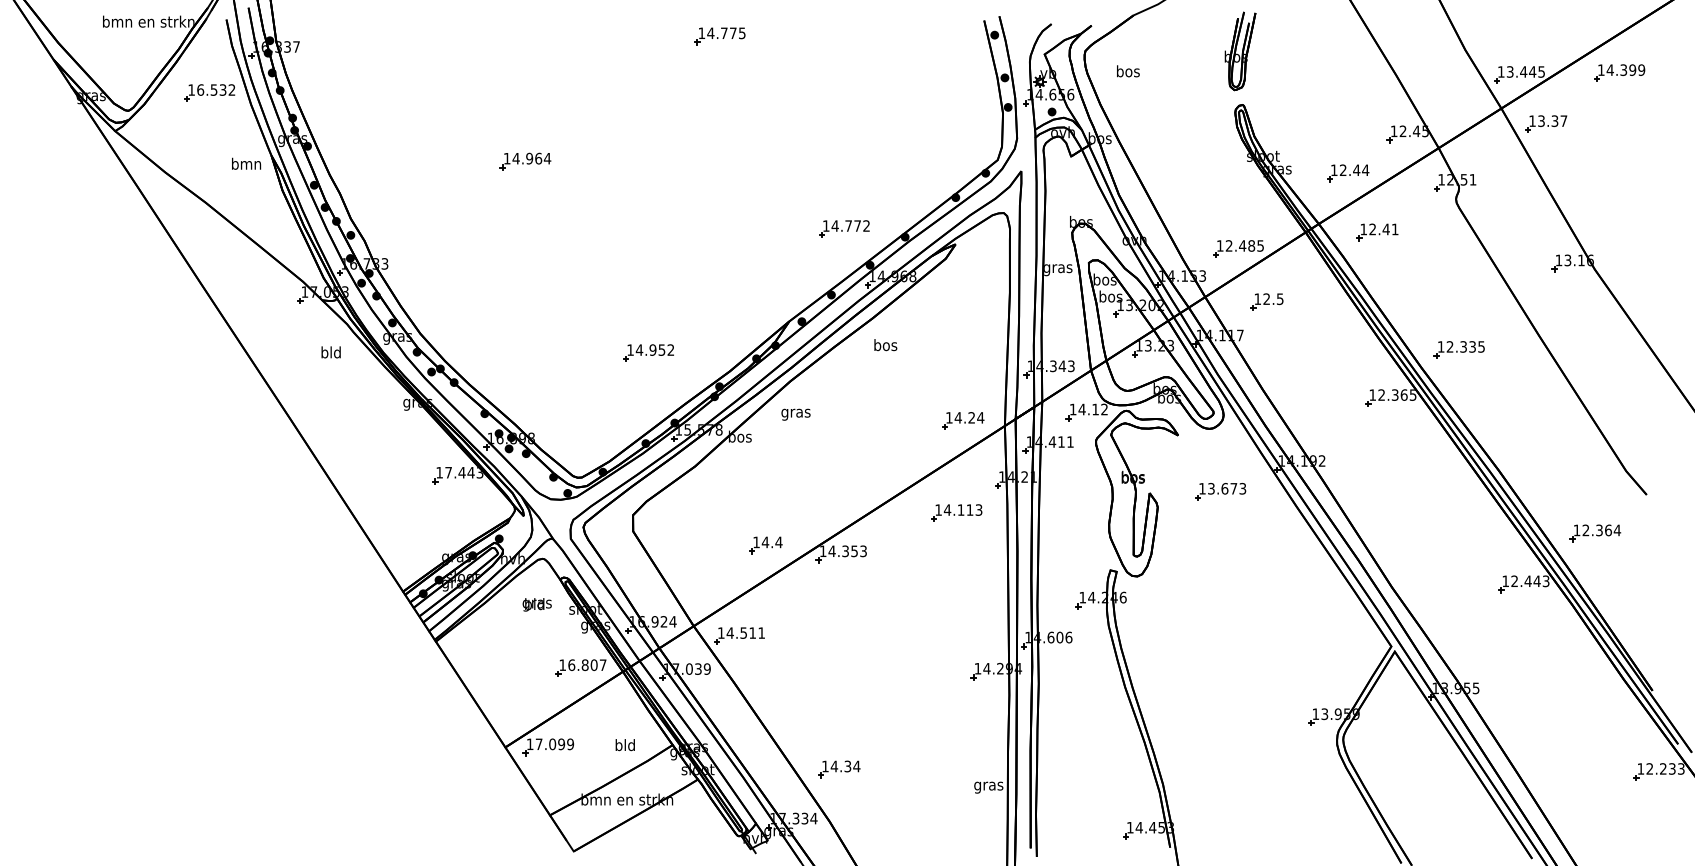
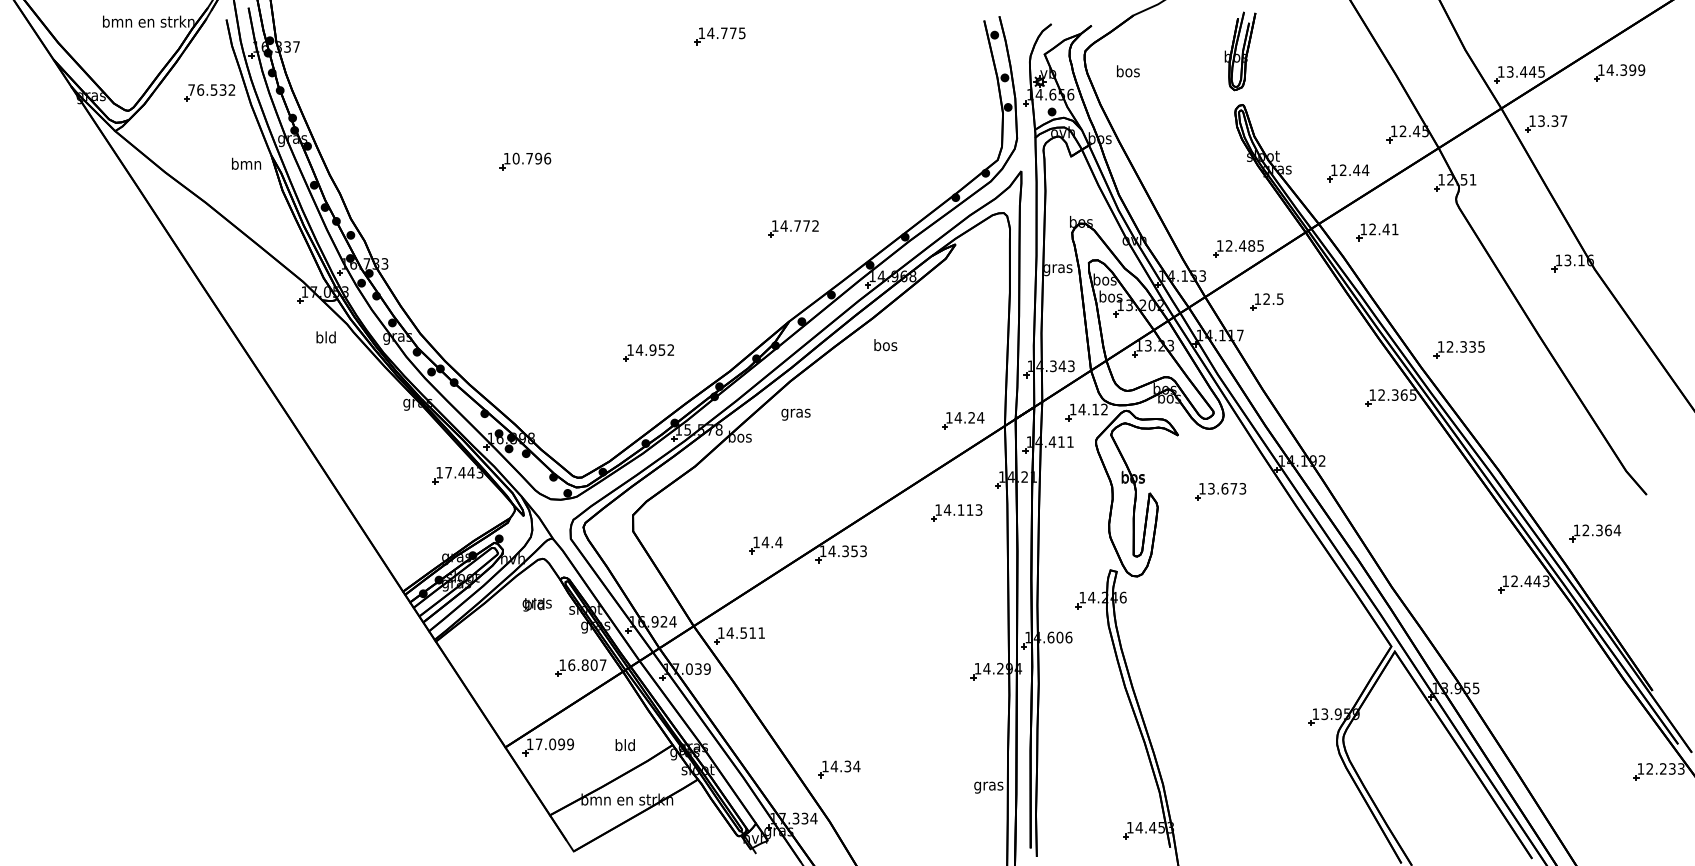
text: 16.532 -> 76.532 (191, 89)
text: 14.964 -> 10.796 (531, 158)
part position: (844, 228) -> (793, 228) (793, 228)
text position: (330, 352) -> (325, 337) (325, 337)
